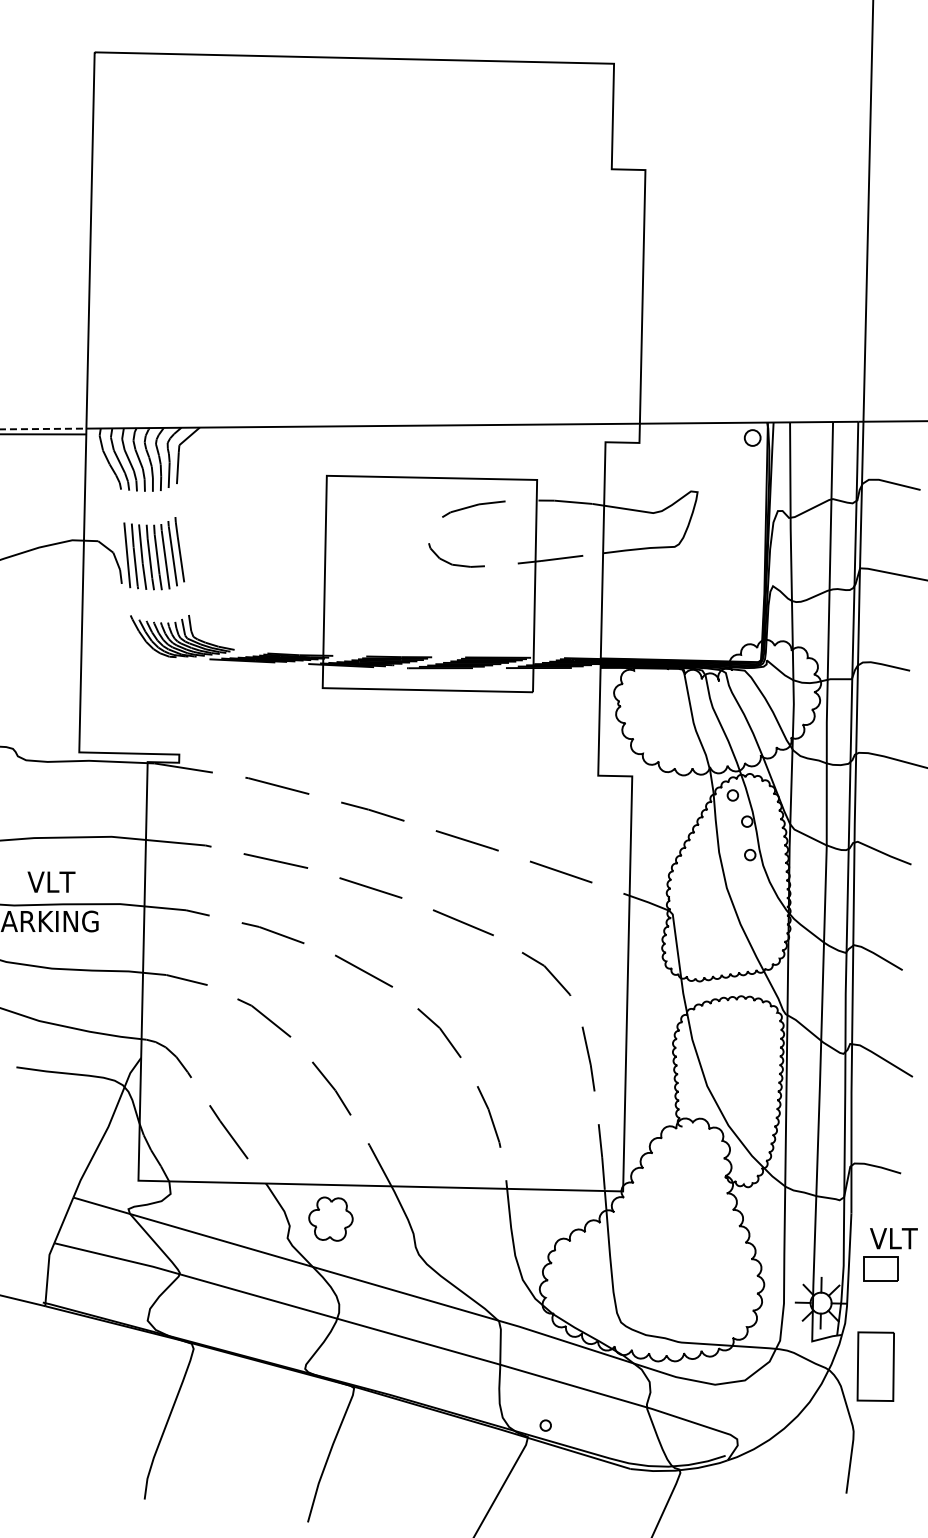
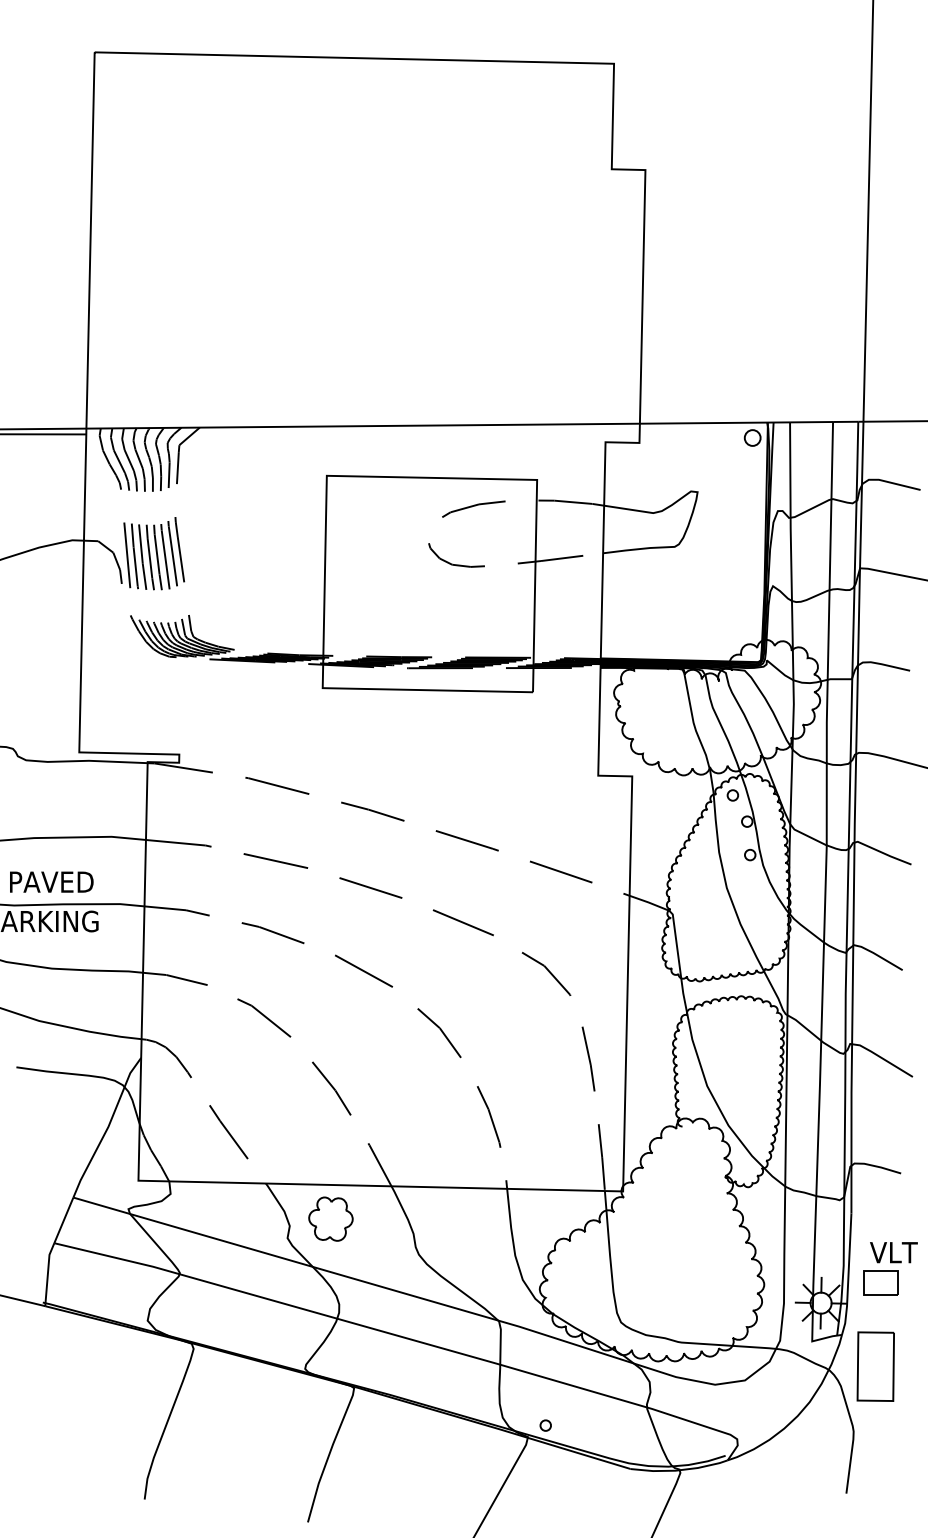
line: dashed -> solid (43, 429)
text: VLT -> PAVED (51, 881)
part position: (890, 1254) -> (890, 1268) (890, 1268)
